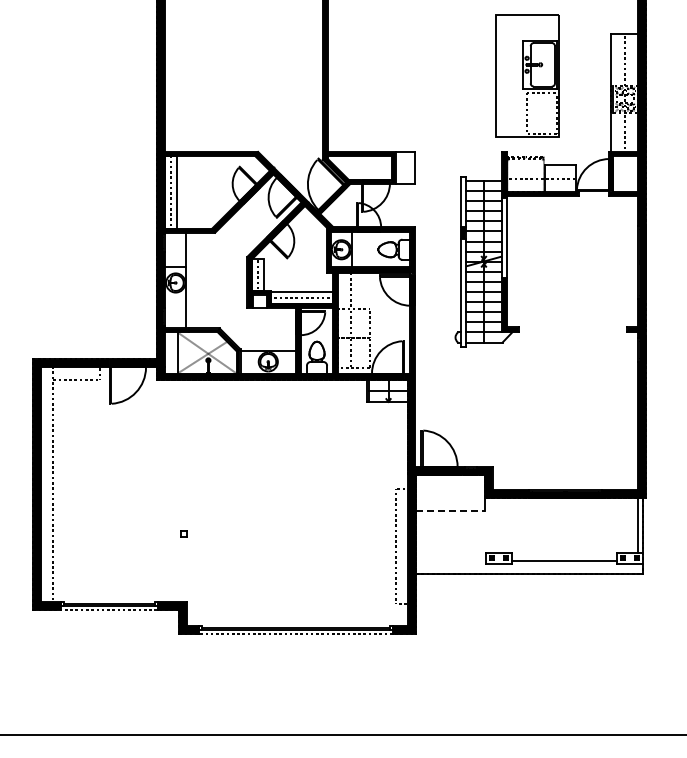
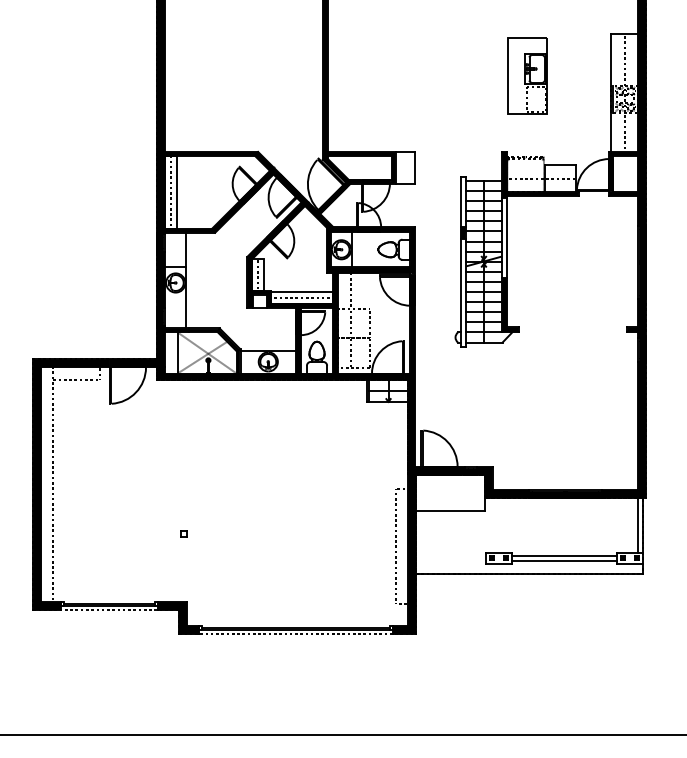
part size: 65x124 px -> 41x78 px (527, 75)
line: dashed -> solid (450, 511)
line: none -> present (564, 555)
